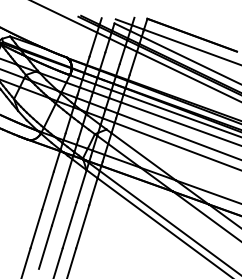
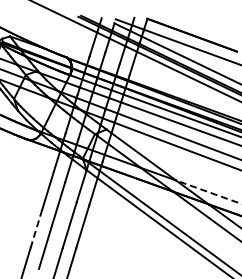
line: solid -> dashed (208, 192)
line: solid -> dashed (36, 229)
